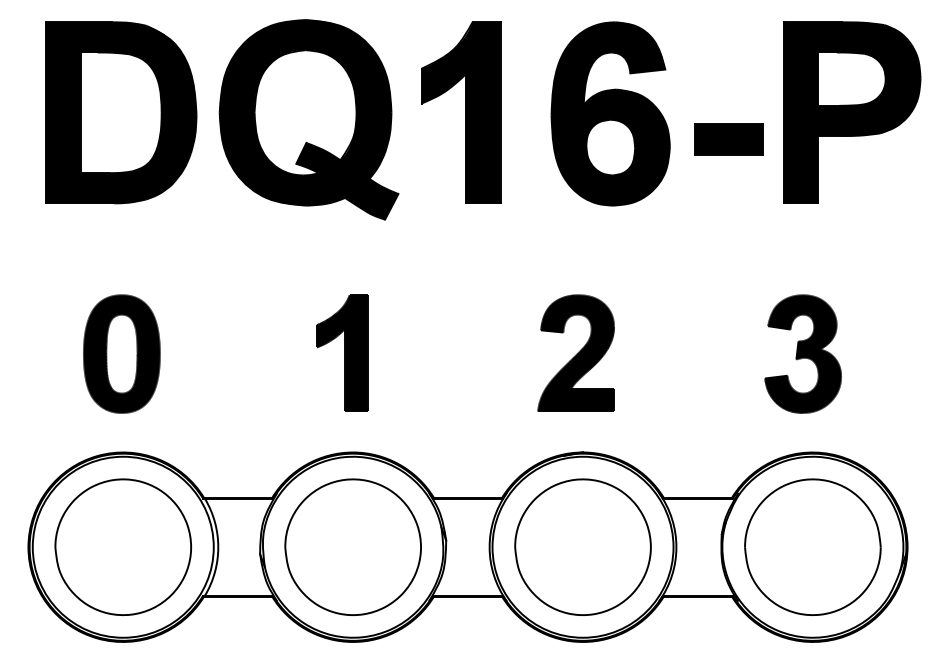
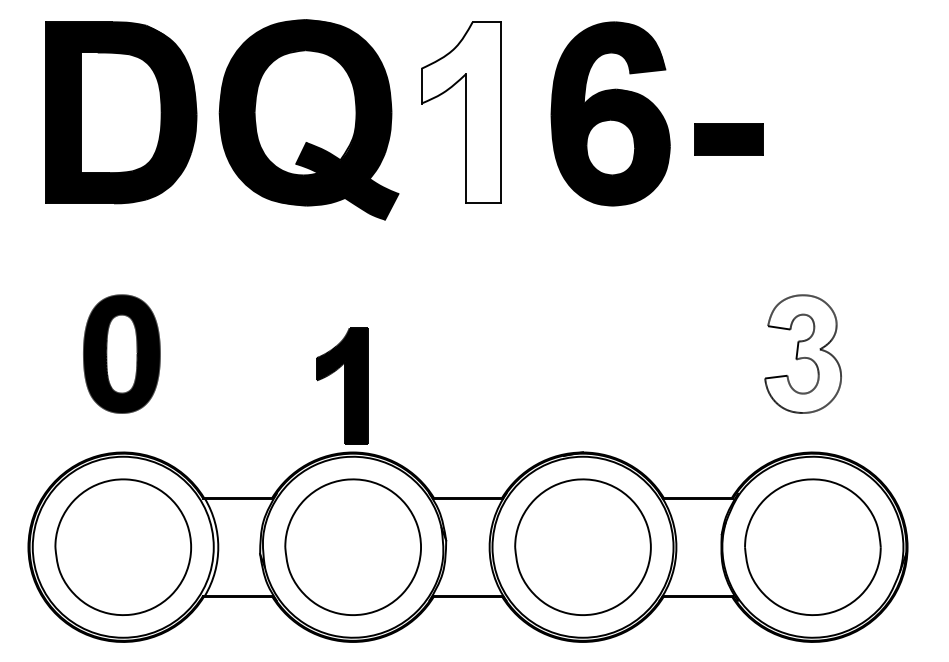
fill: present -> none (460, 112)
part: present -> none (852, 112)
part position: (342, 352) -> (342, 385) (342, 385)
part: present -> none (575, 352)
fill: present -> none (803, 353)
